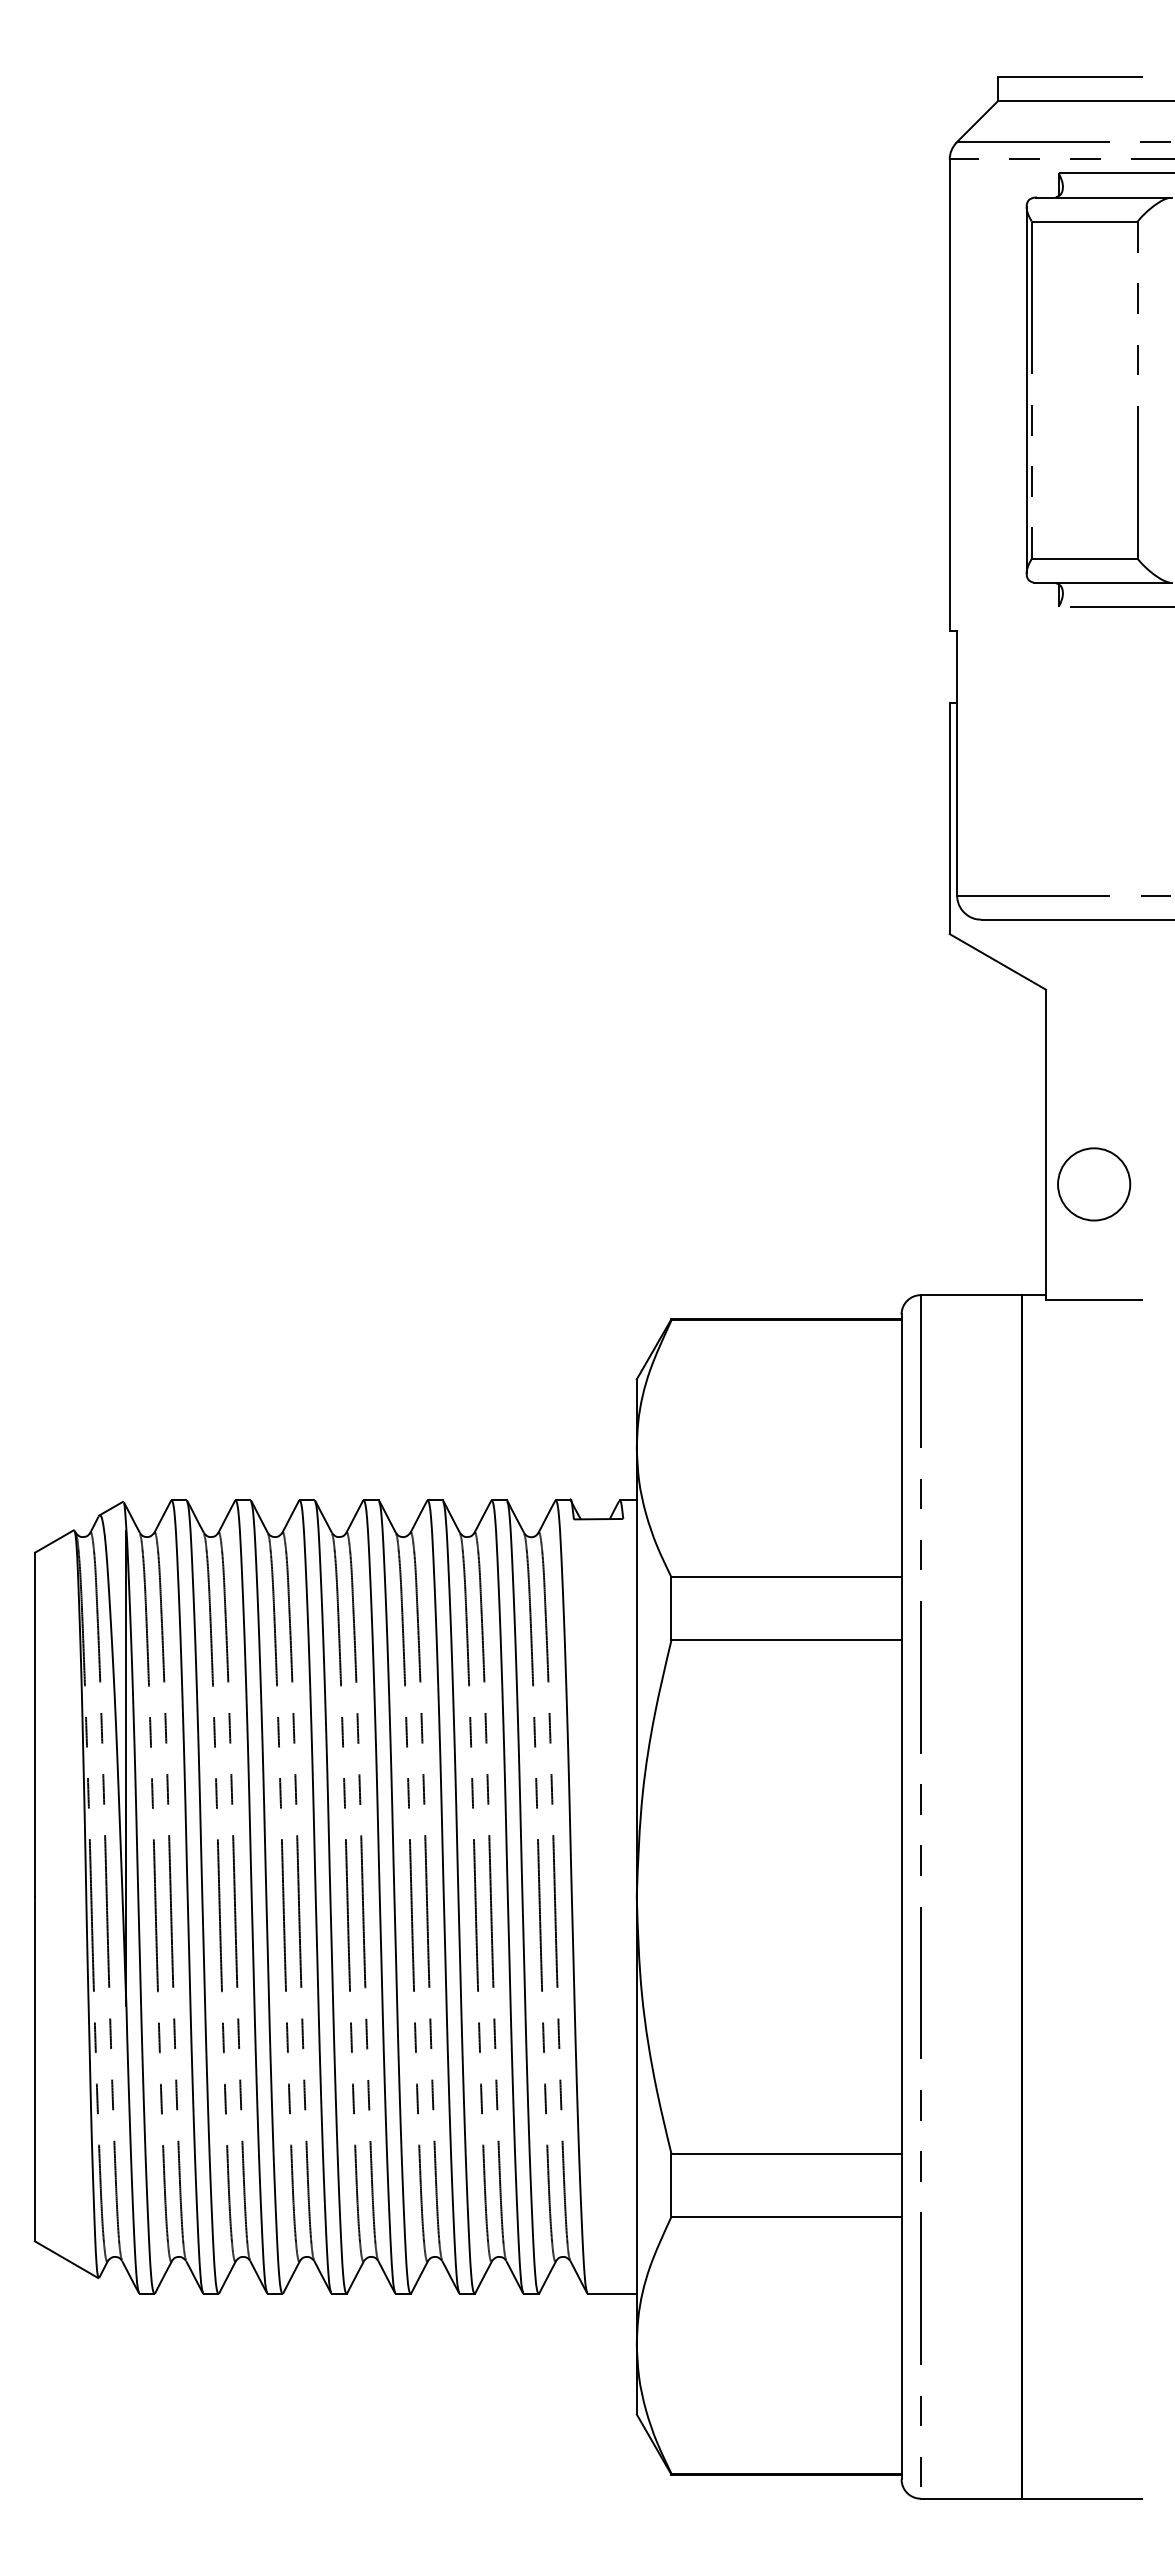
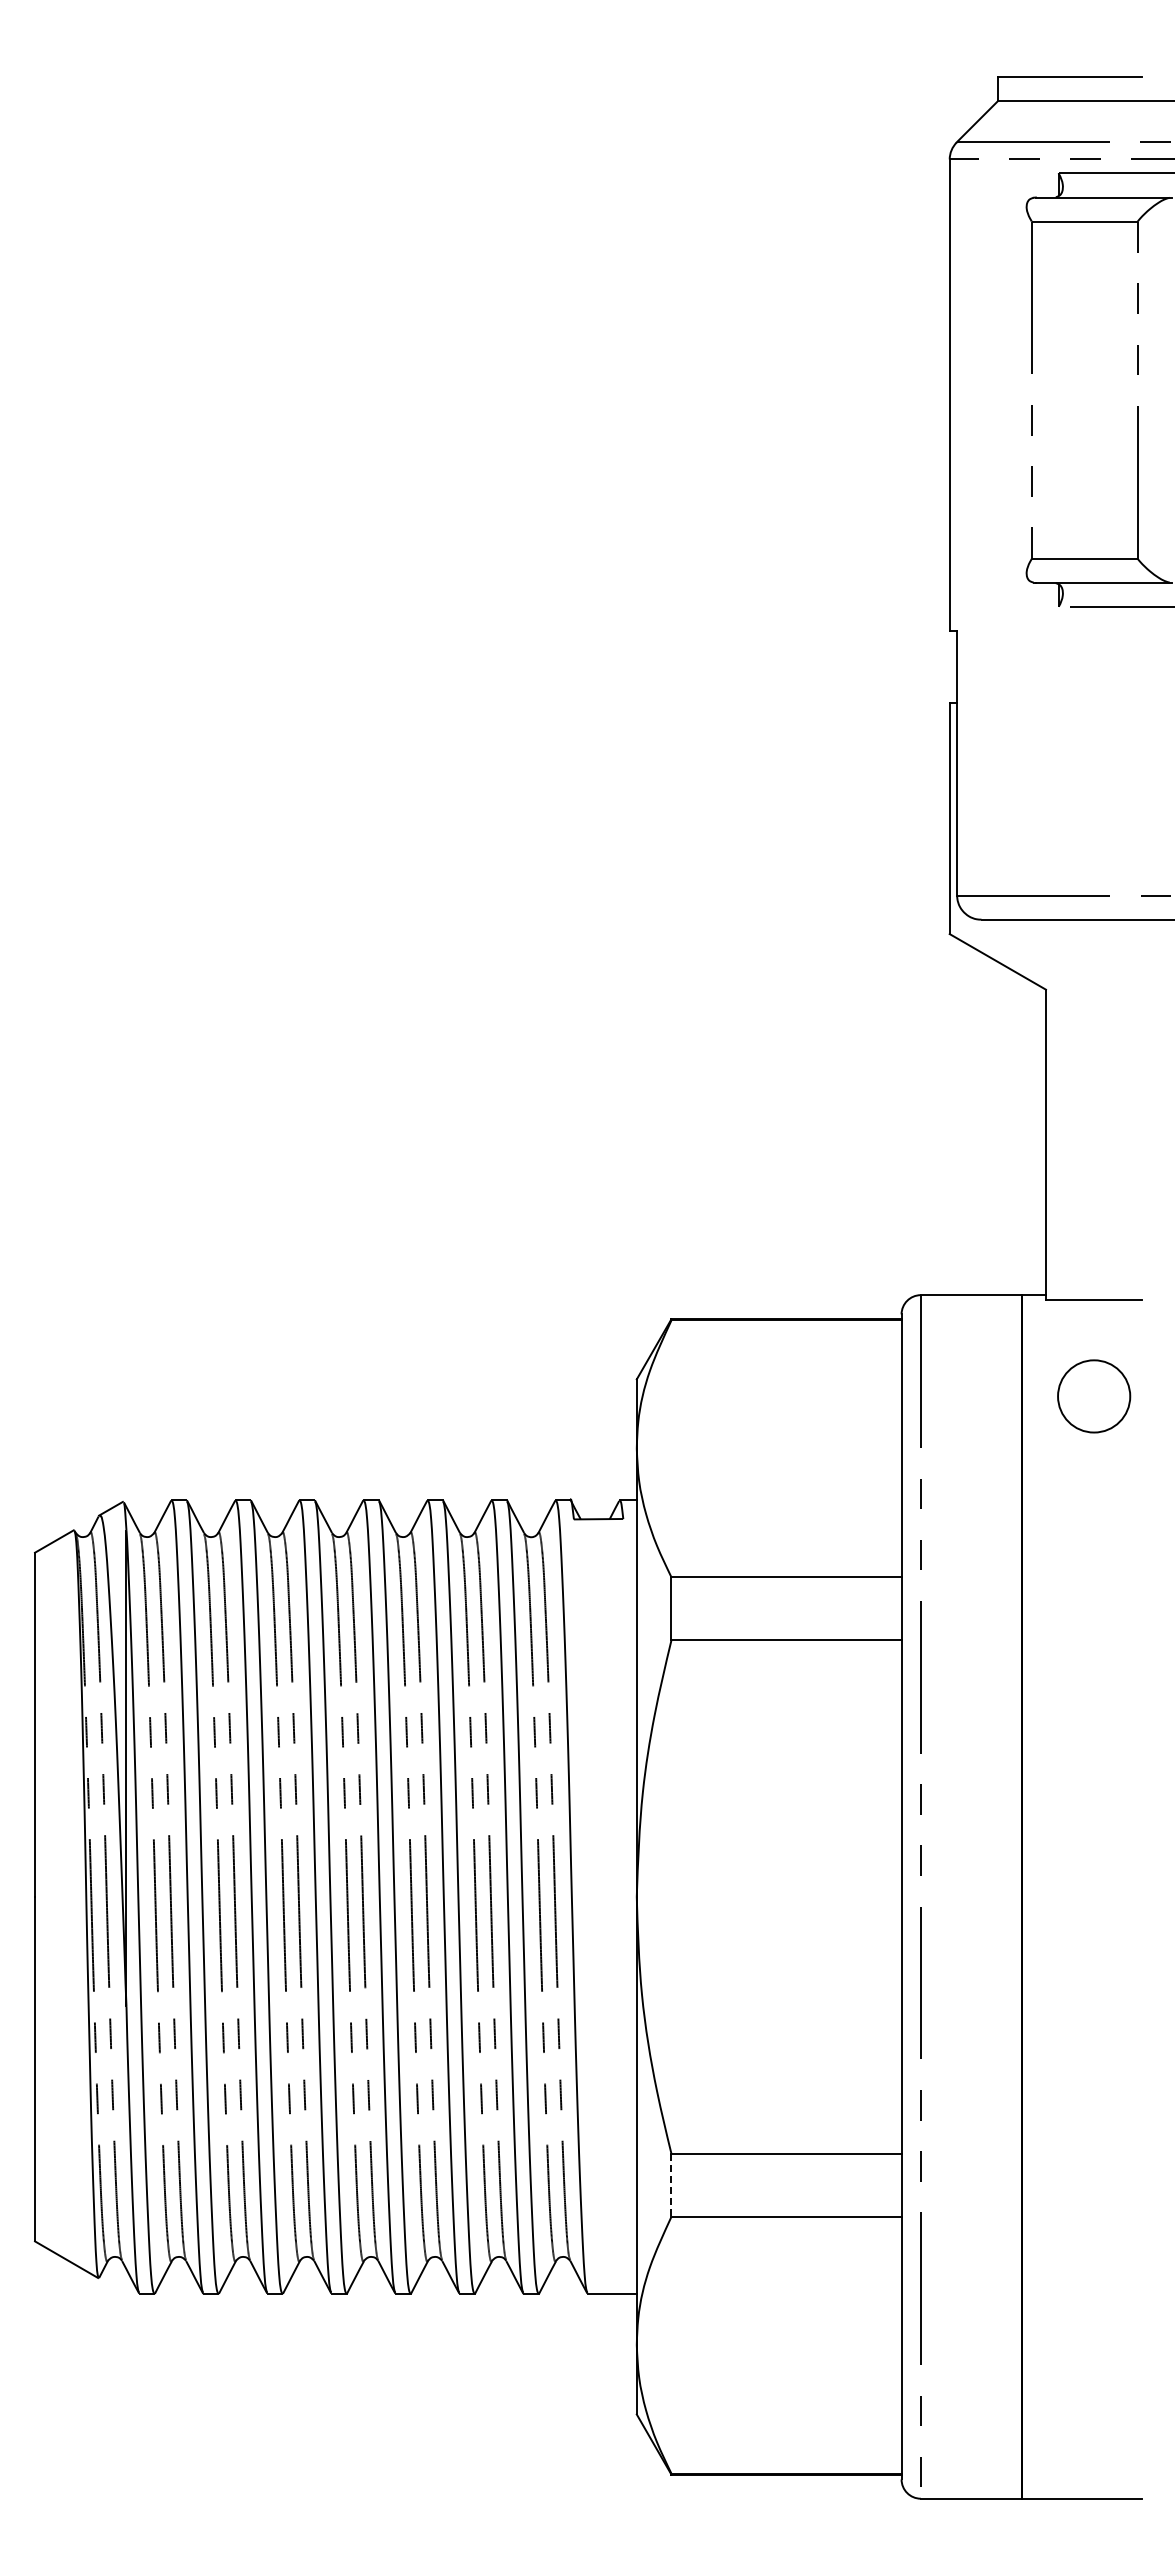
line: present -> none (1026, 389)
circle position: (1094, 1184) -> (1094, 1396) (1094, 1396)
line: solid -> dashed (671, 2185)
